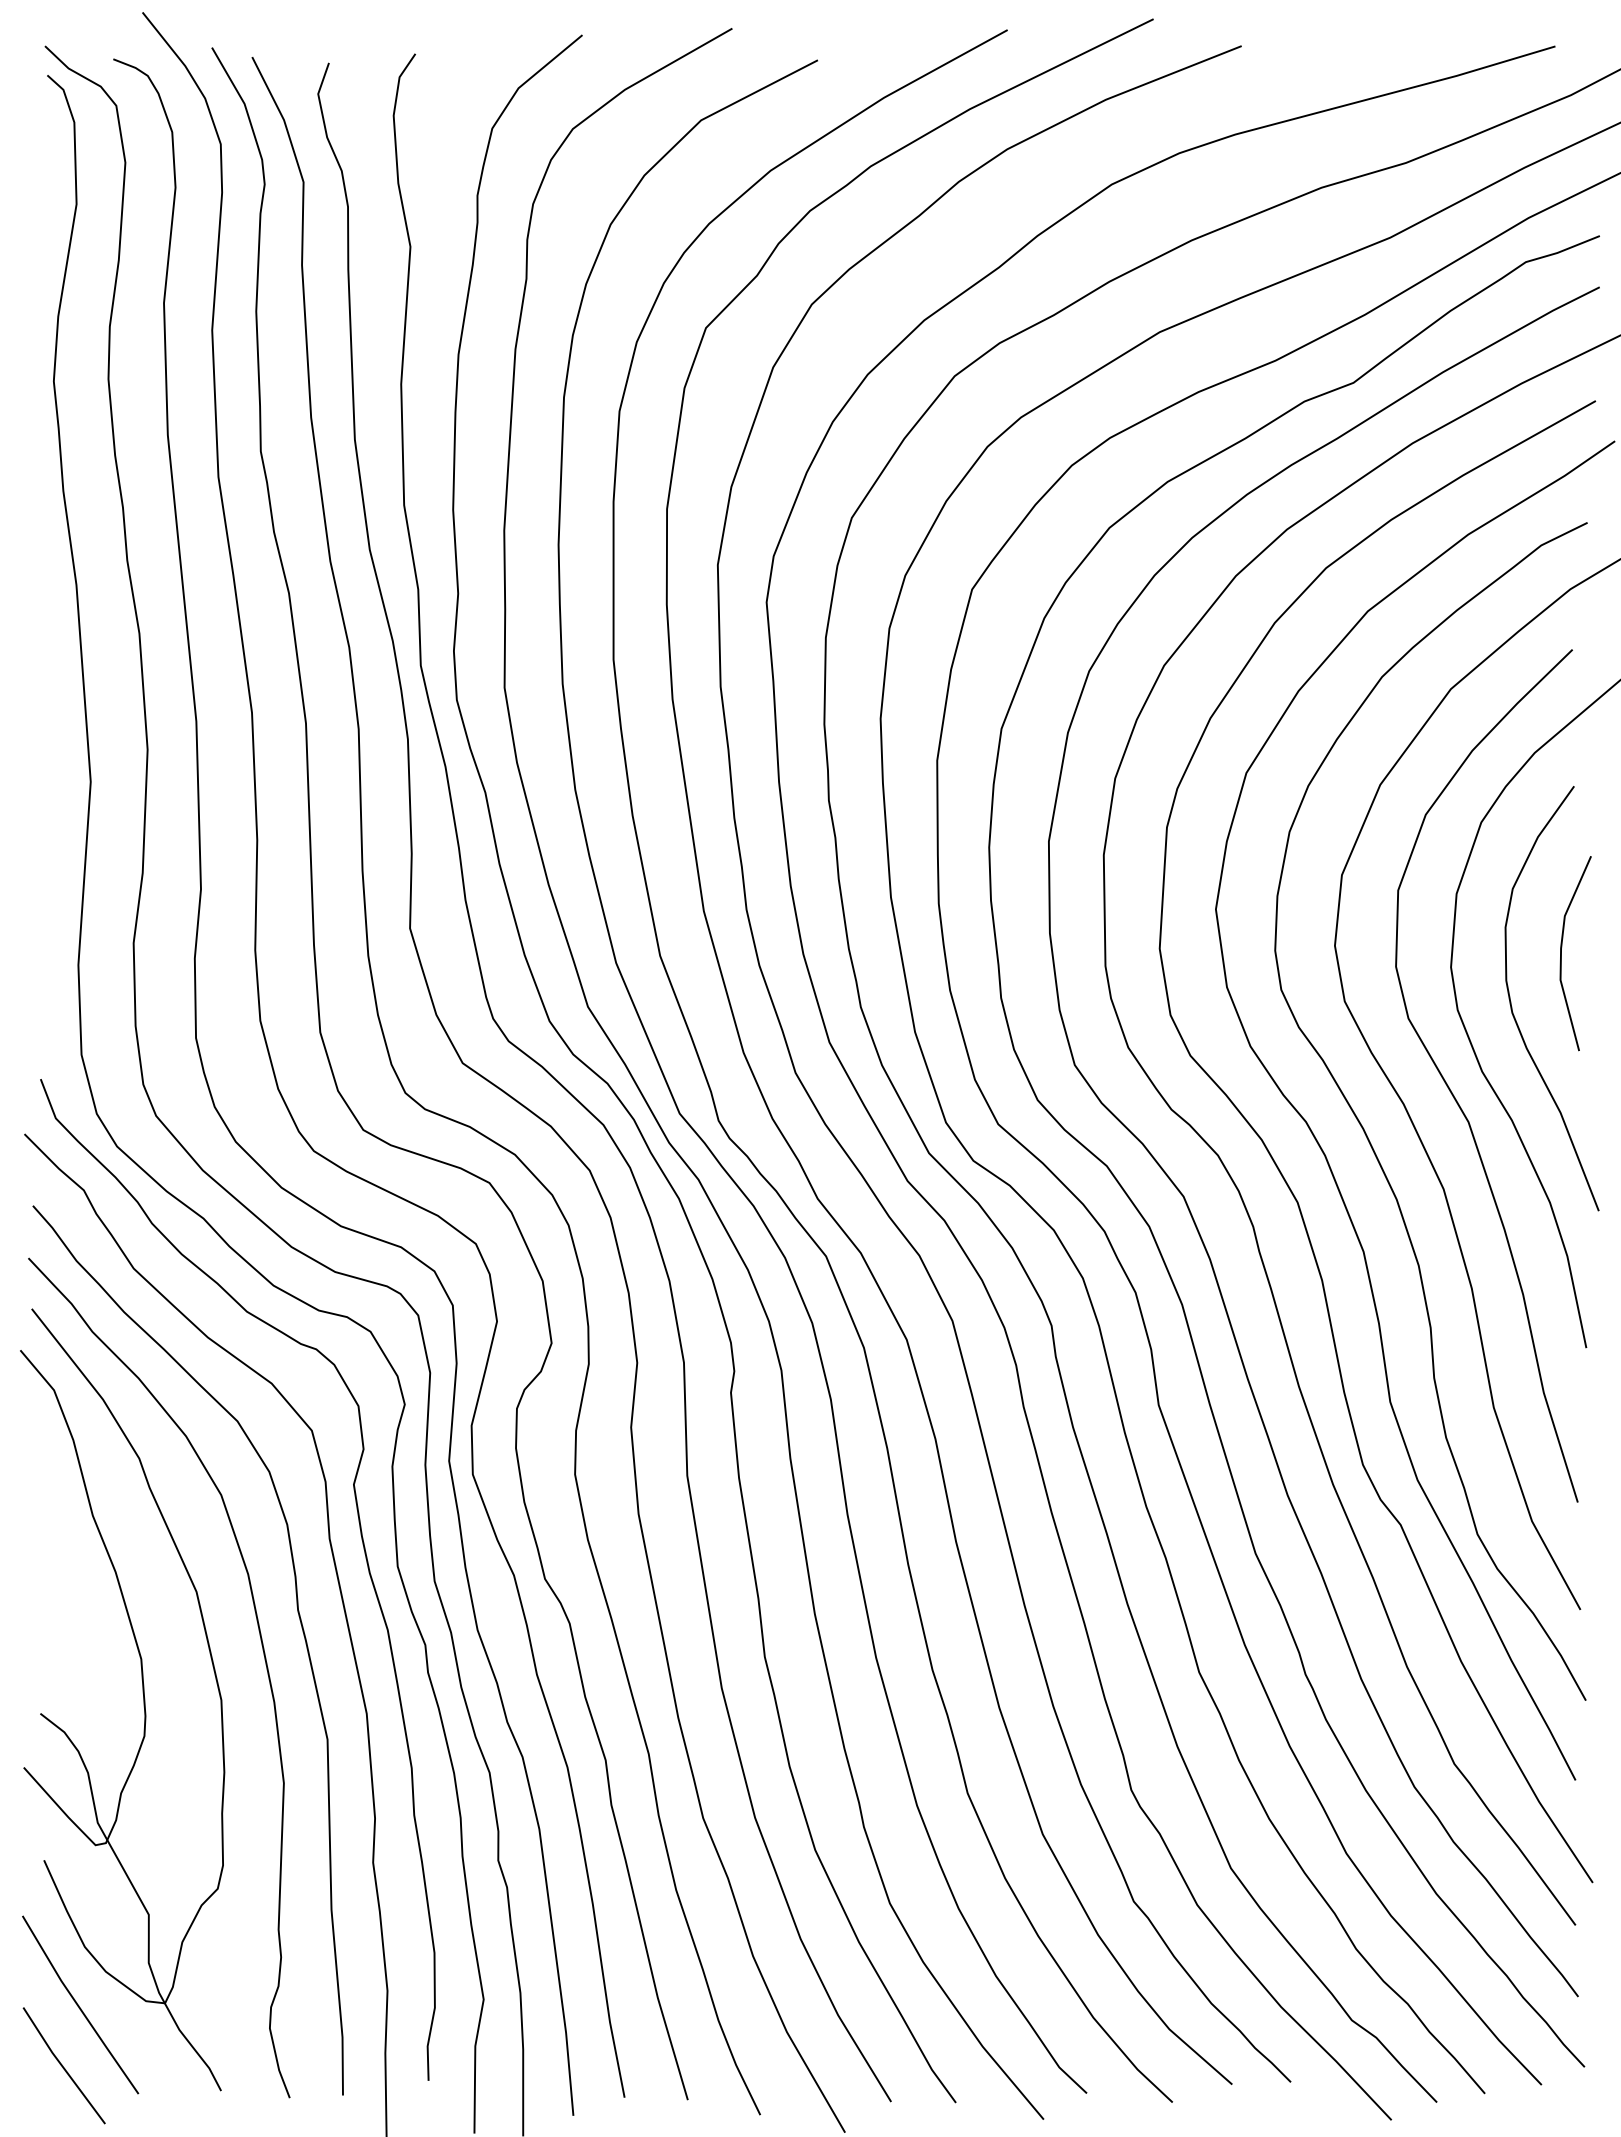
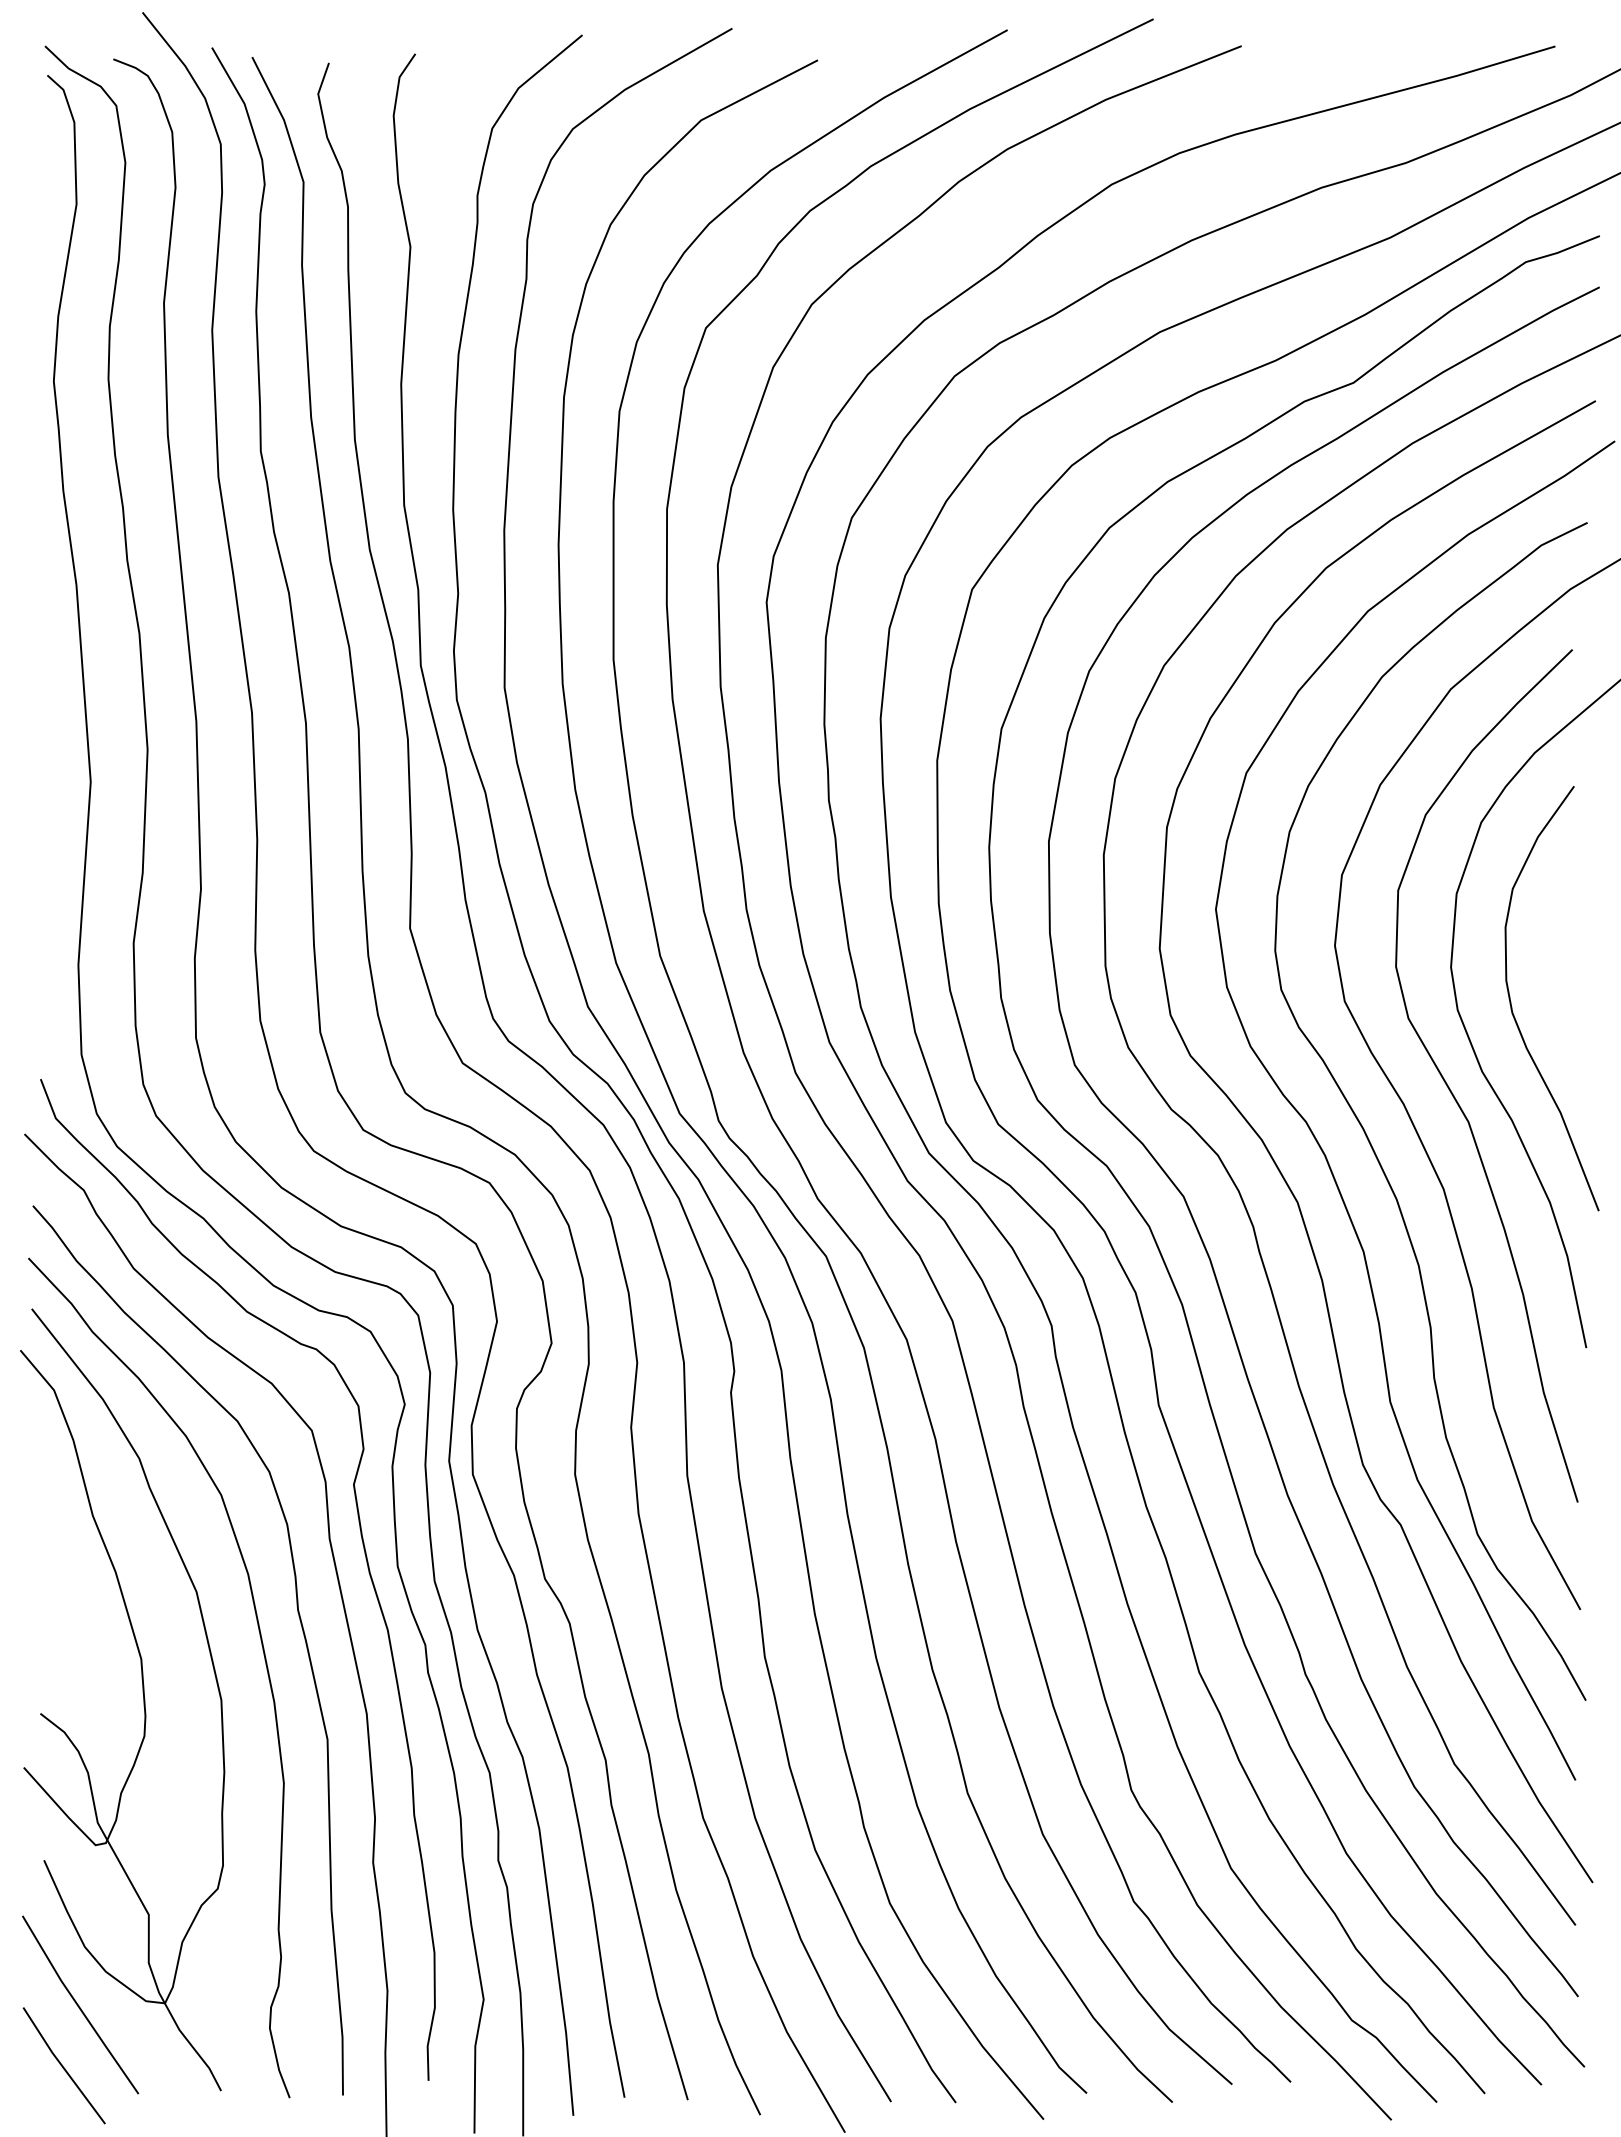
line: present -> none (1561, 953)
